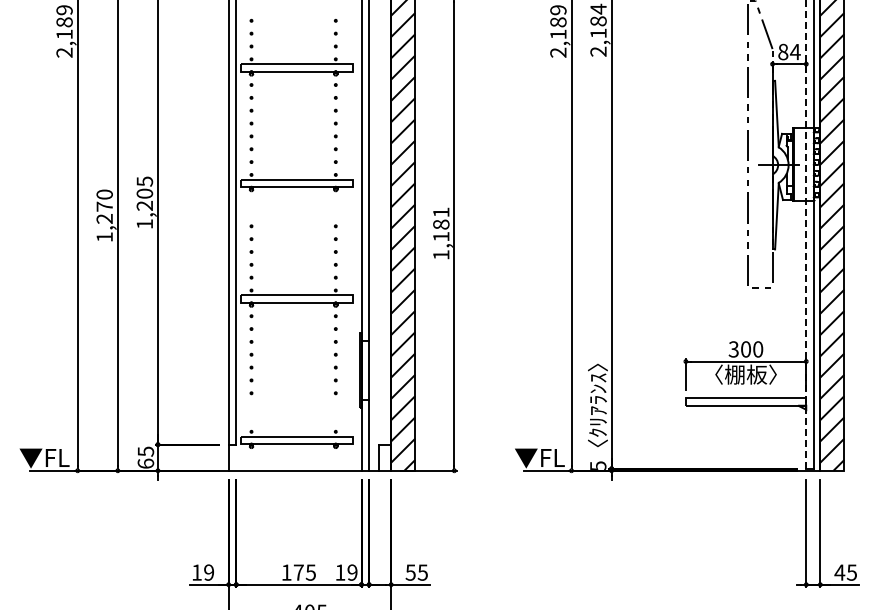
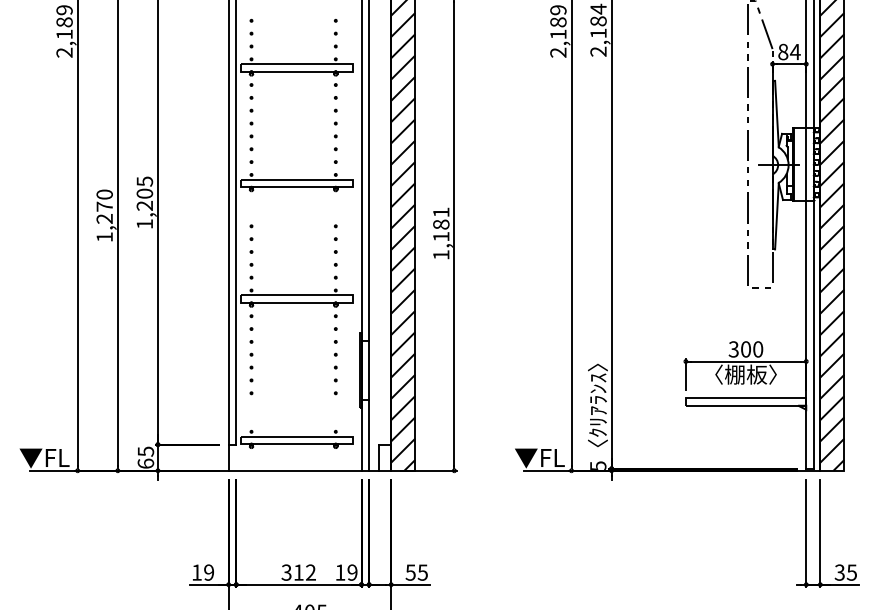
line: dashed -> solid (806, 234)
text: 175 -> 312 (298, 572)
text: 45 -> 35 (839, 572)
